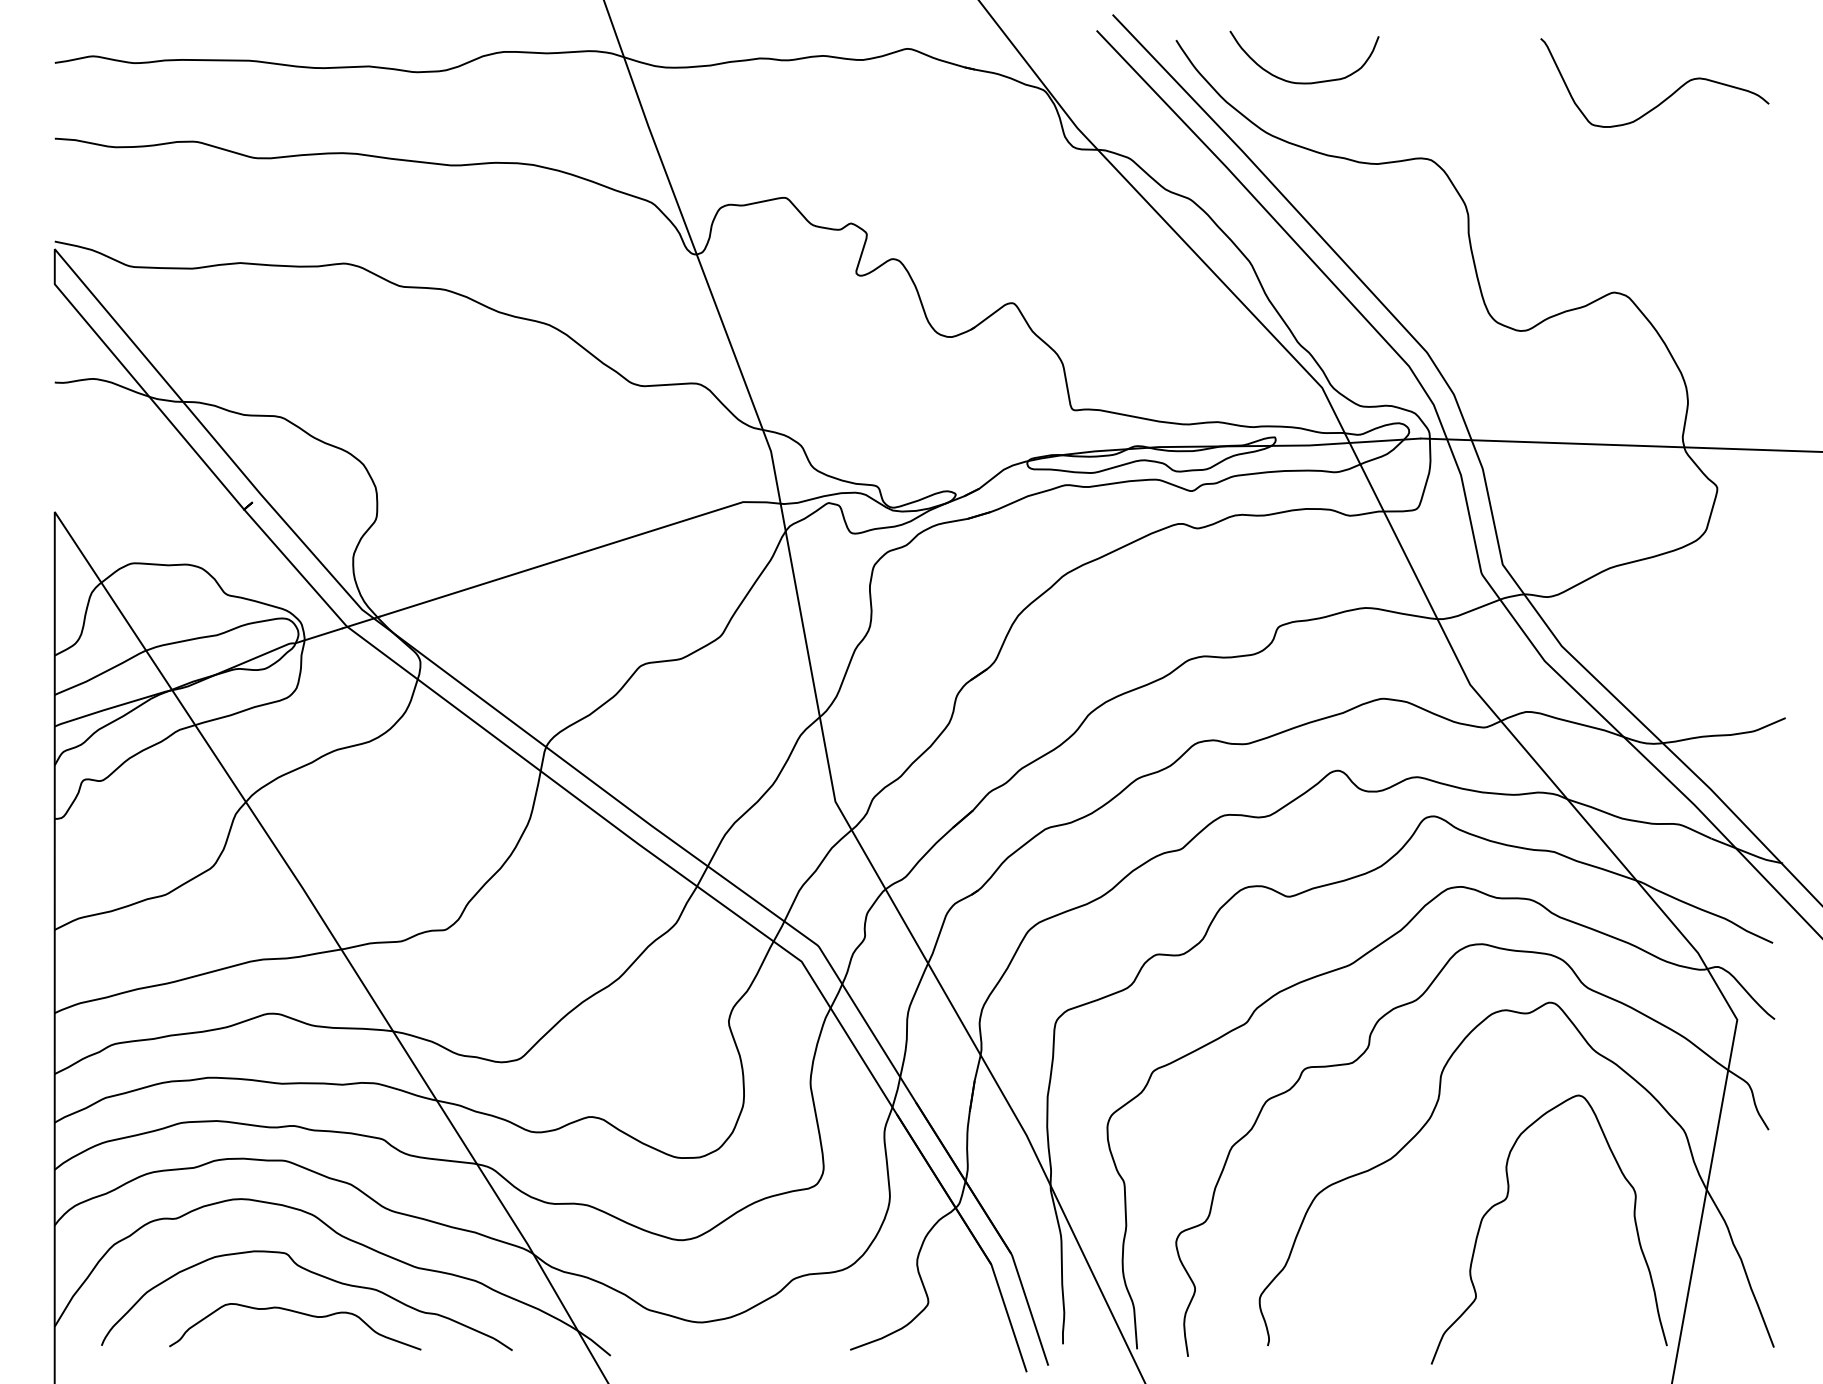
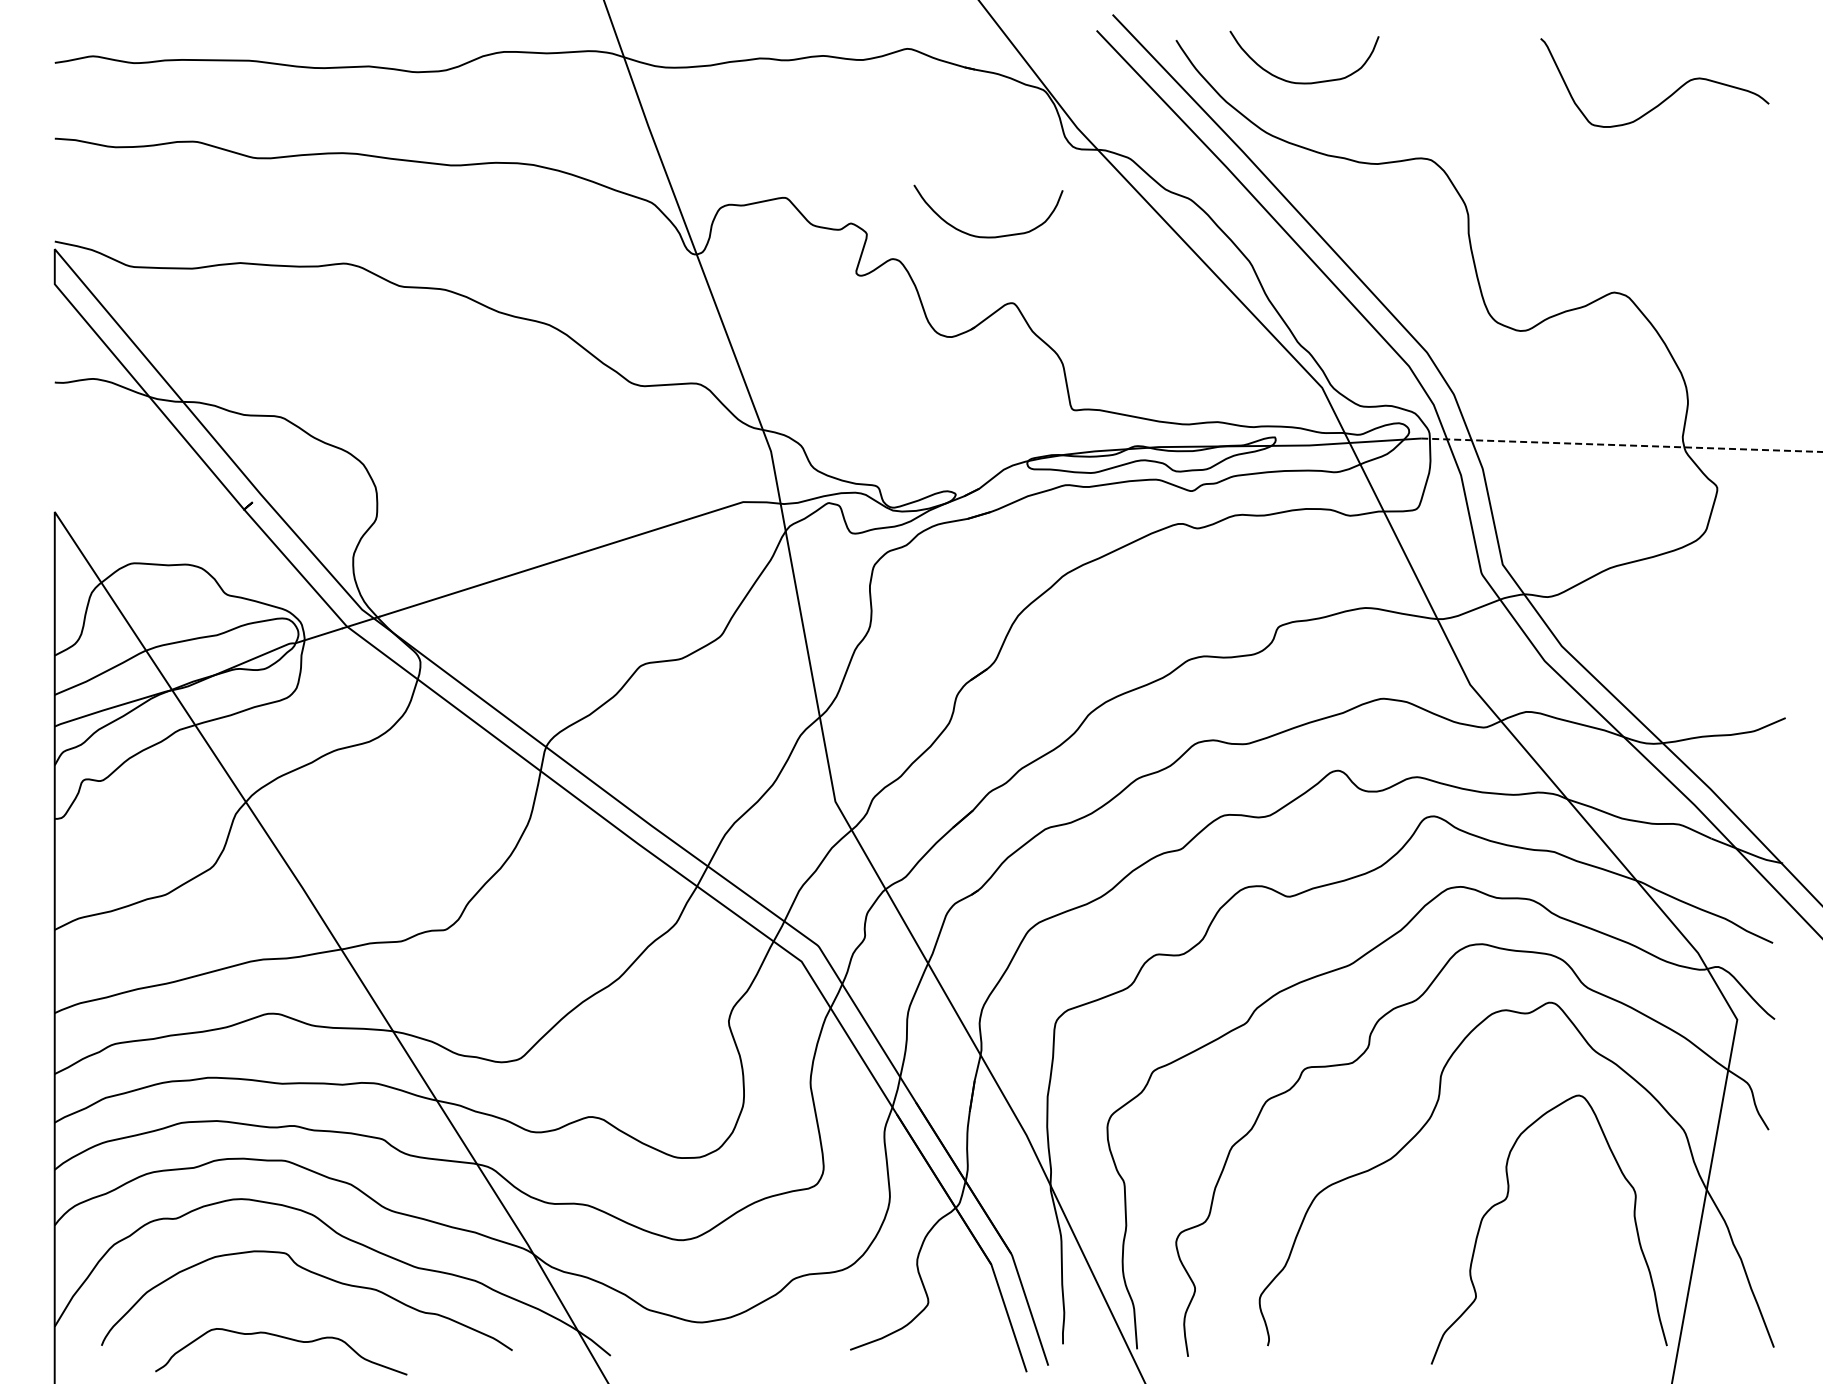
curve: none -> present (988, 236)
line: solid -> dashed (1621, 445)
curve position: (297, 1313) -> (283, 1338) (283, 1338)
